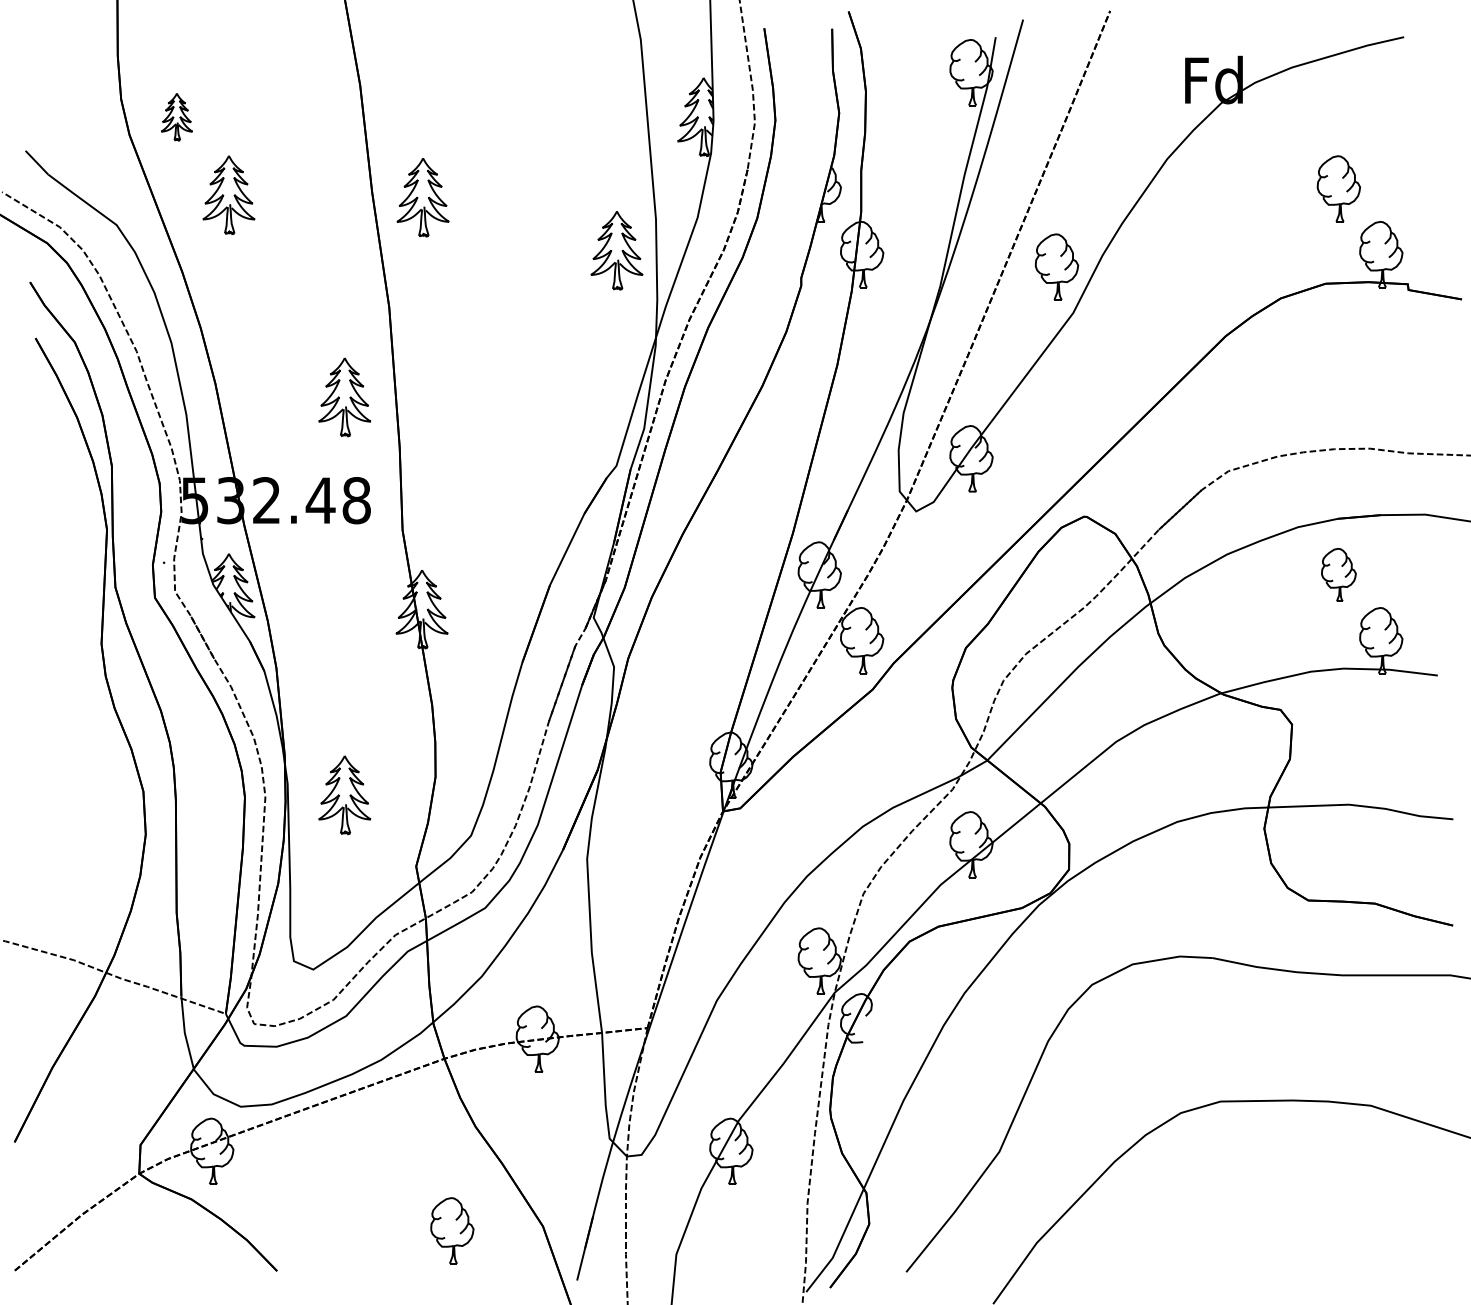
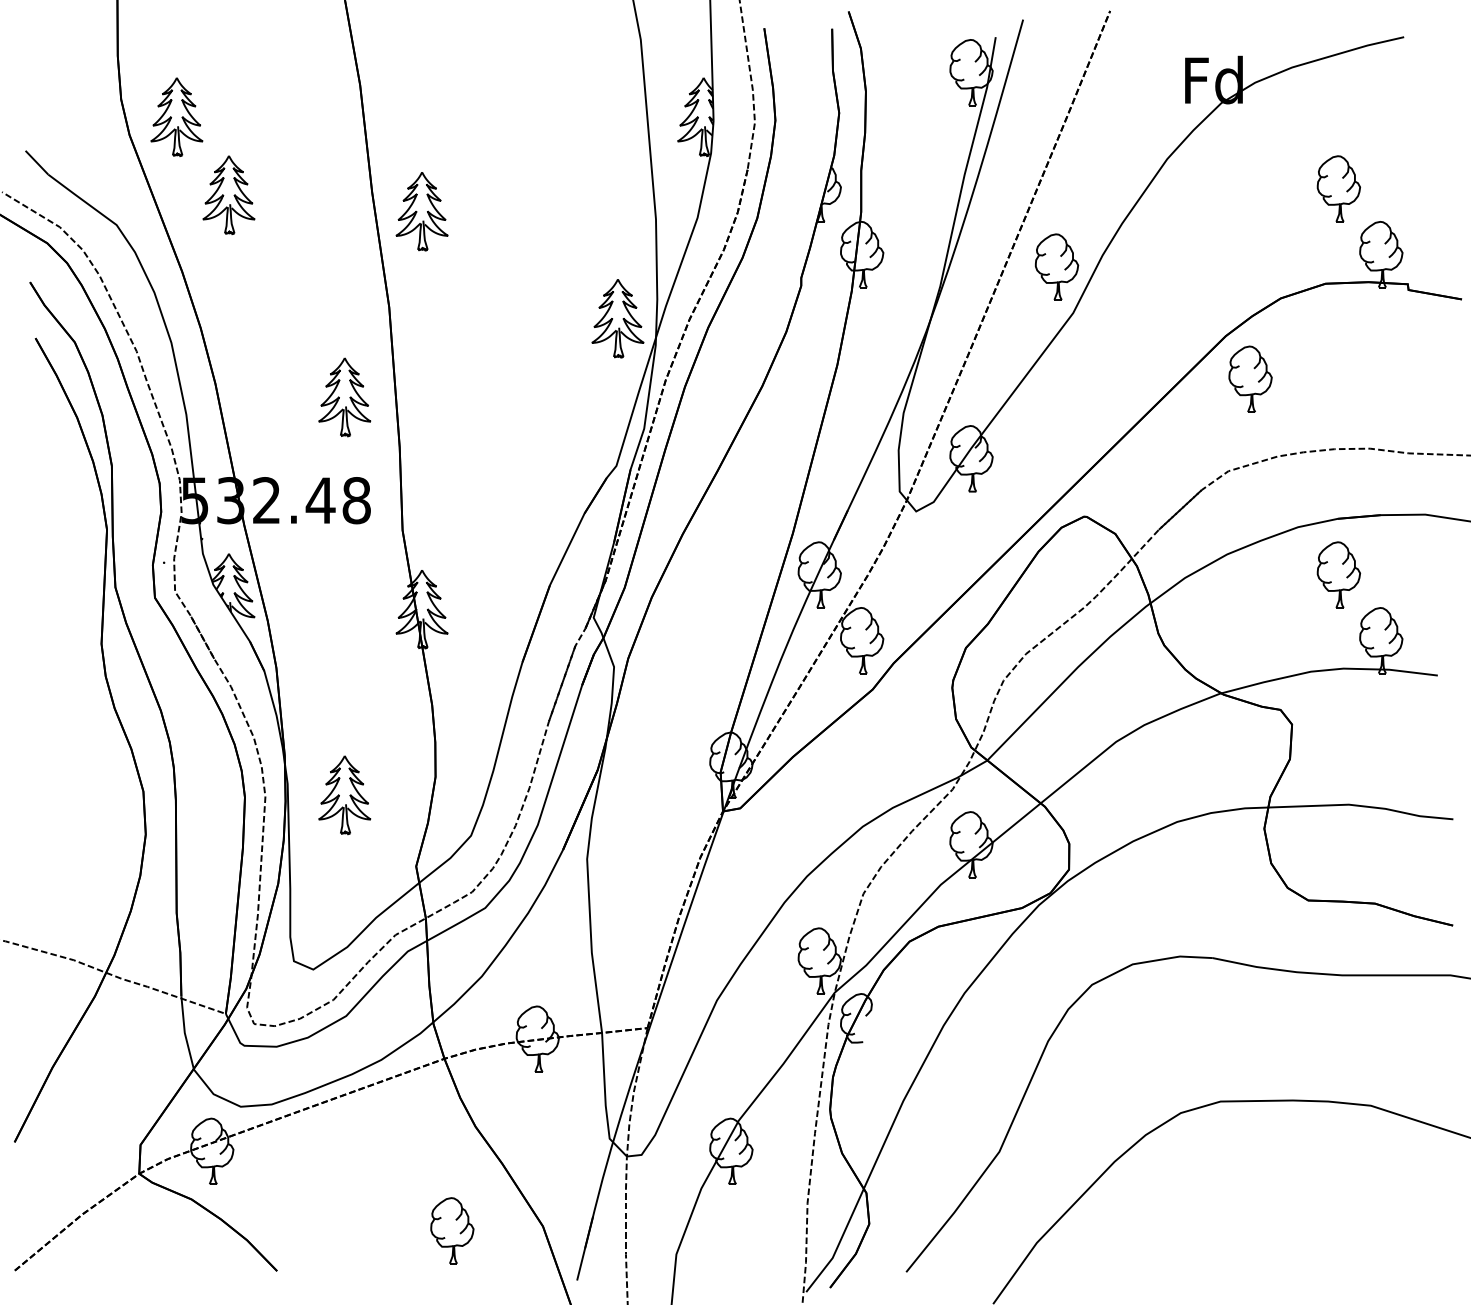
part size: 32x49 px -> 54x80 px (176, 116)
part position: (422, 197) -> (421, 211) (421, 211)
part position: (616, 250) -> (617, 318) (617, 318)
part: none -> present (1250, 378)
part size: 36x54 px -> 46x68 px (1338, 574)
